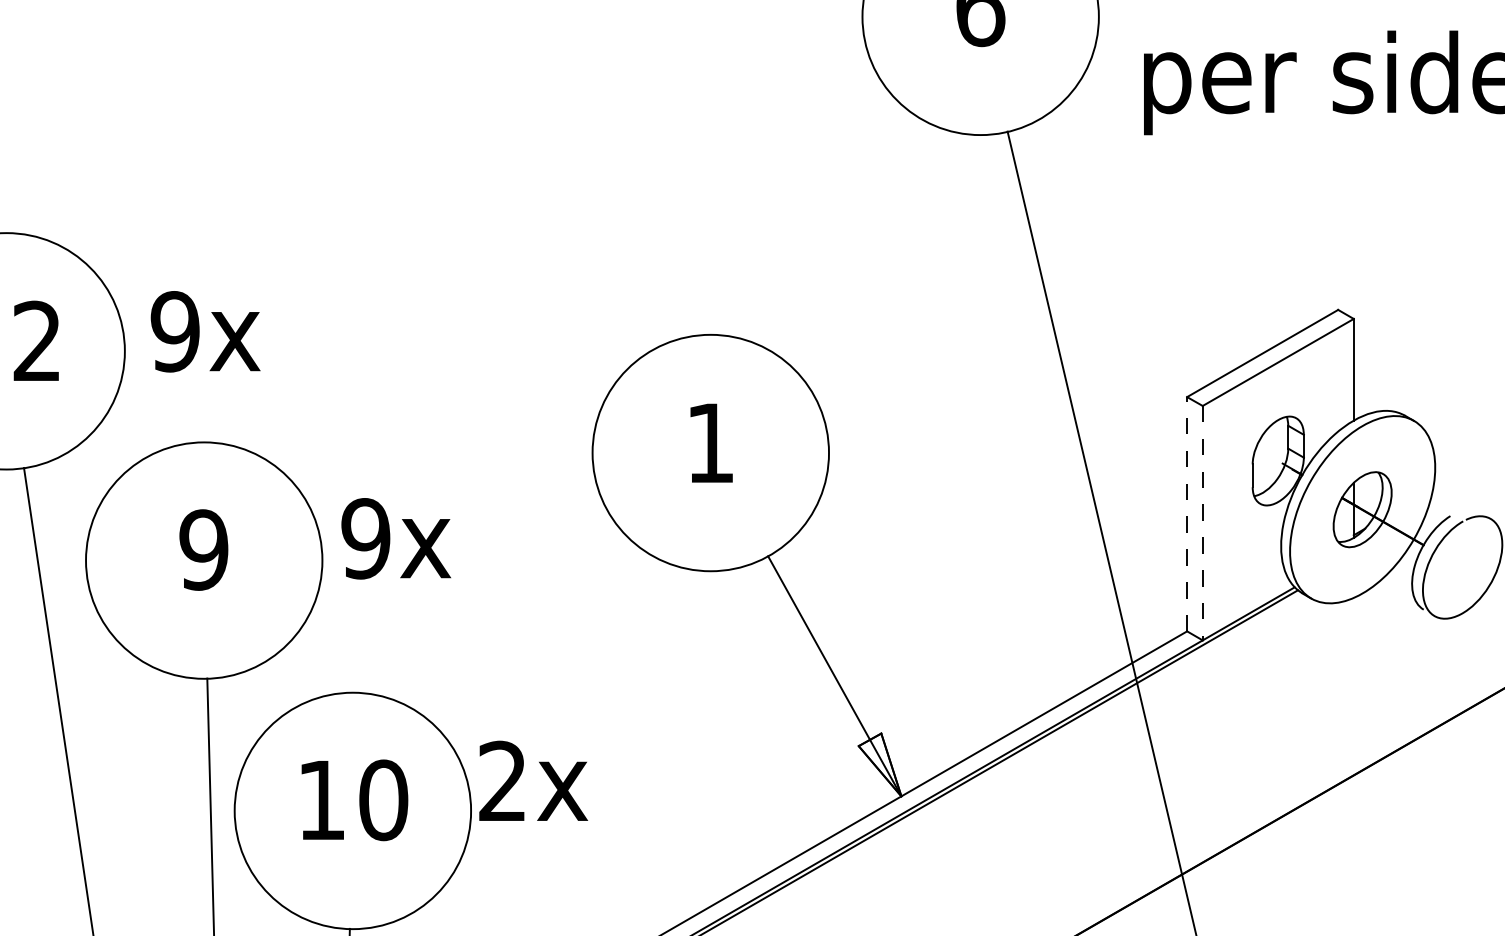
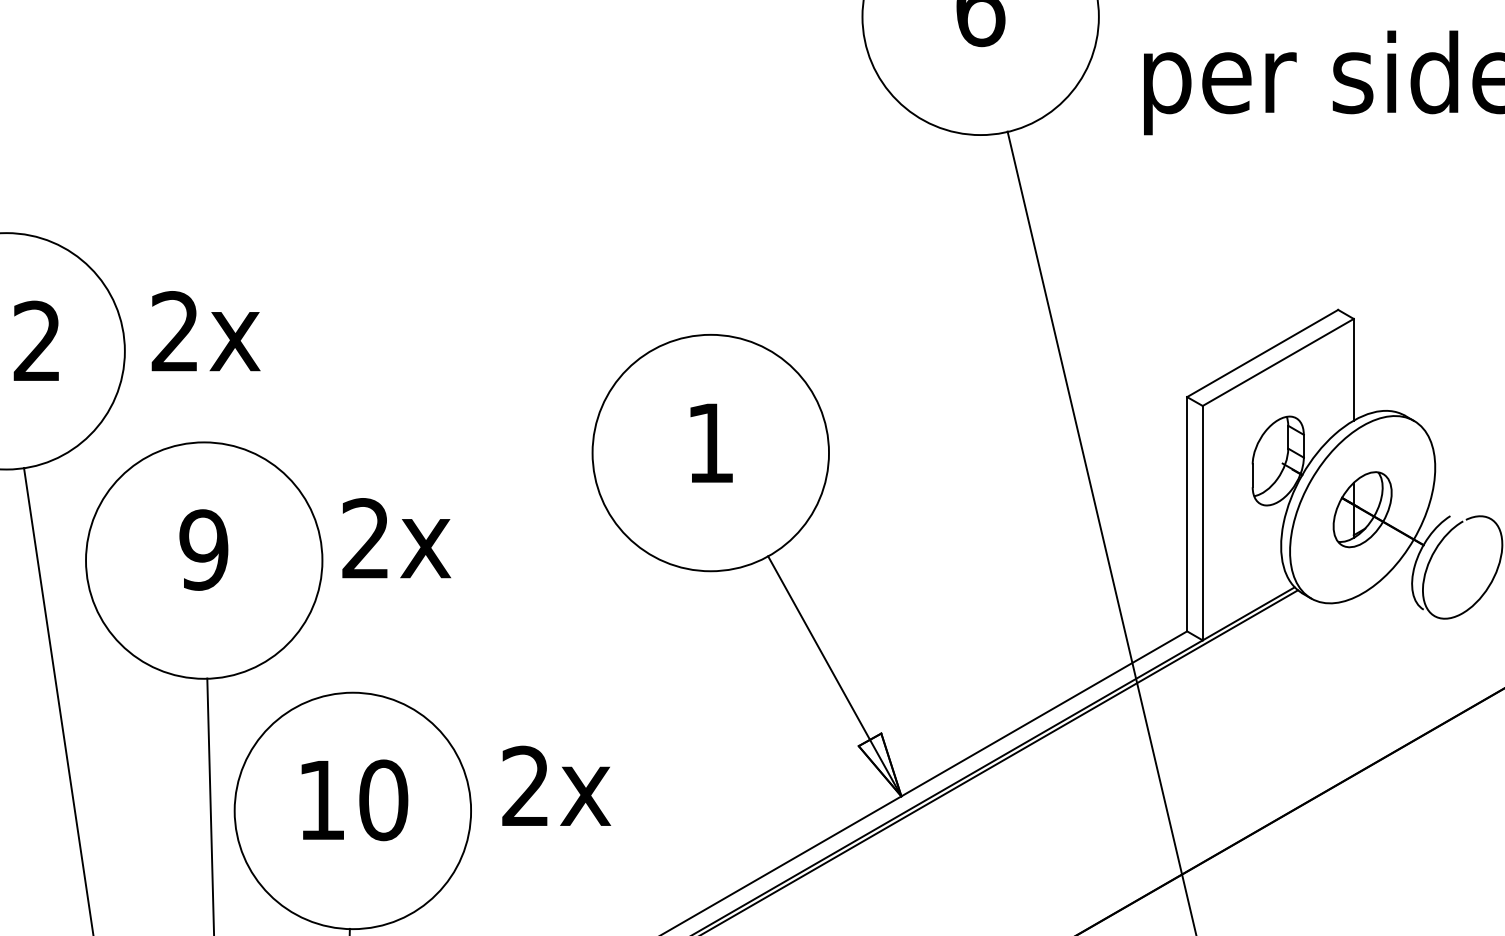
text: 9x -> 2x (174, 331)
line: dashed -> solid (1187, 513)
line: dashed -> solid (1202, 523)
text: 9x -> 2x (365, 538)
text position: (533, 780) -> (556, 785) (556, 785)
